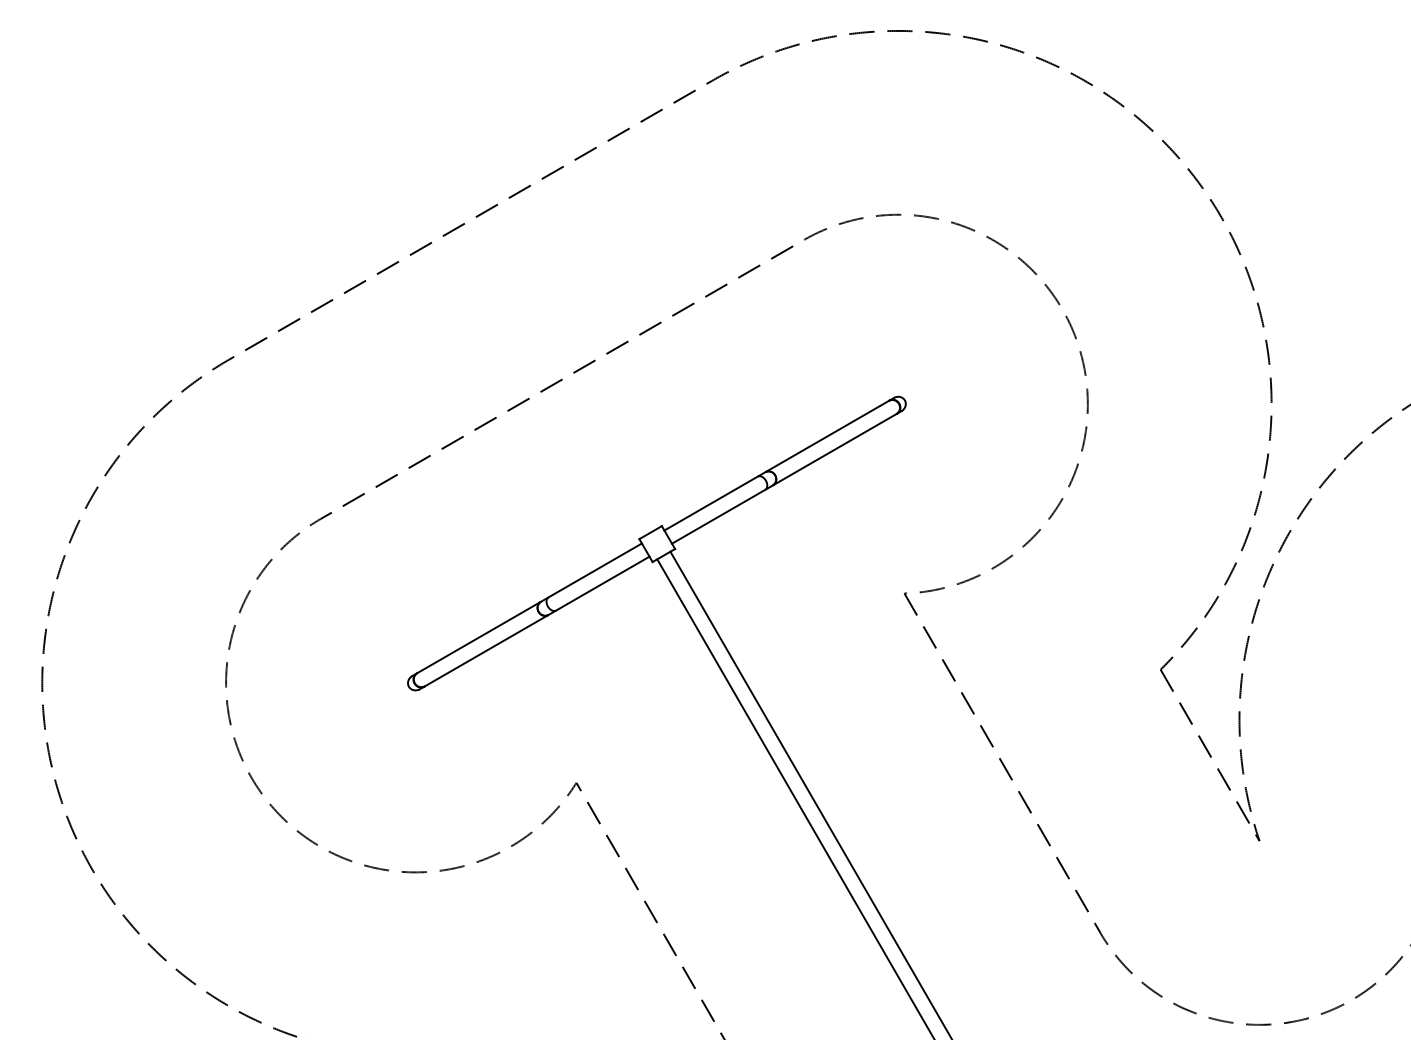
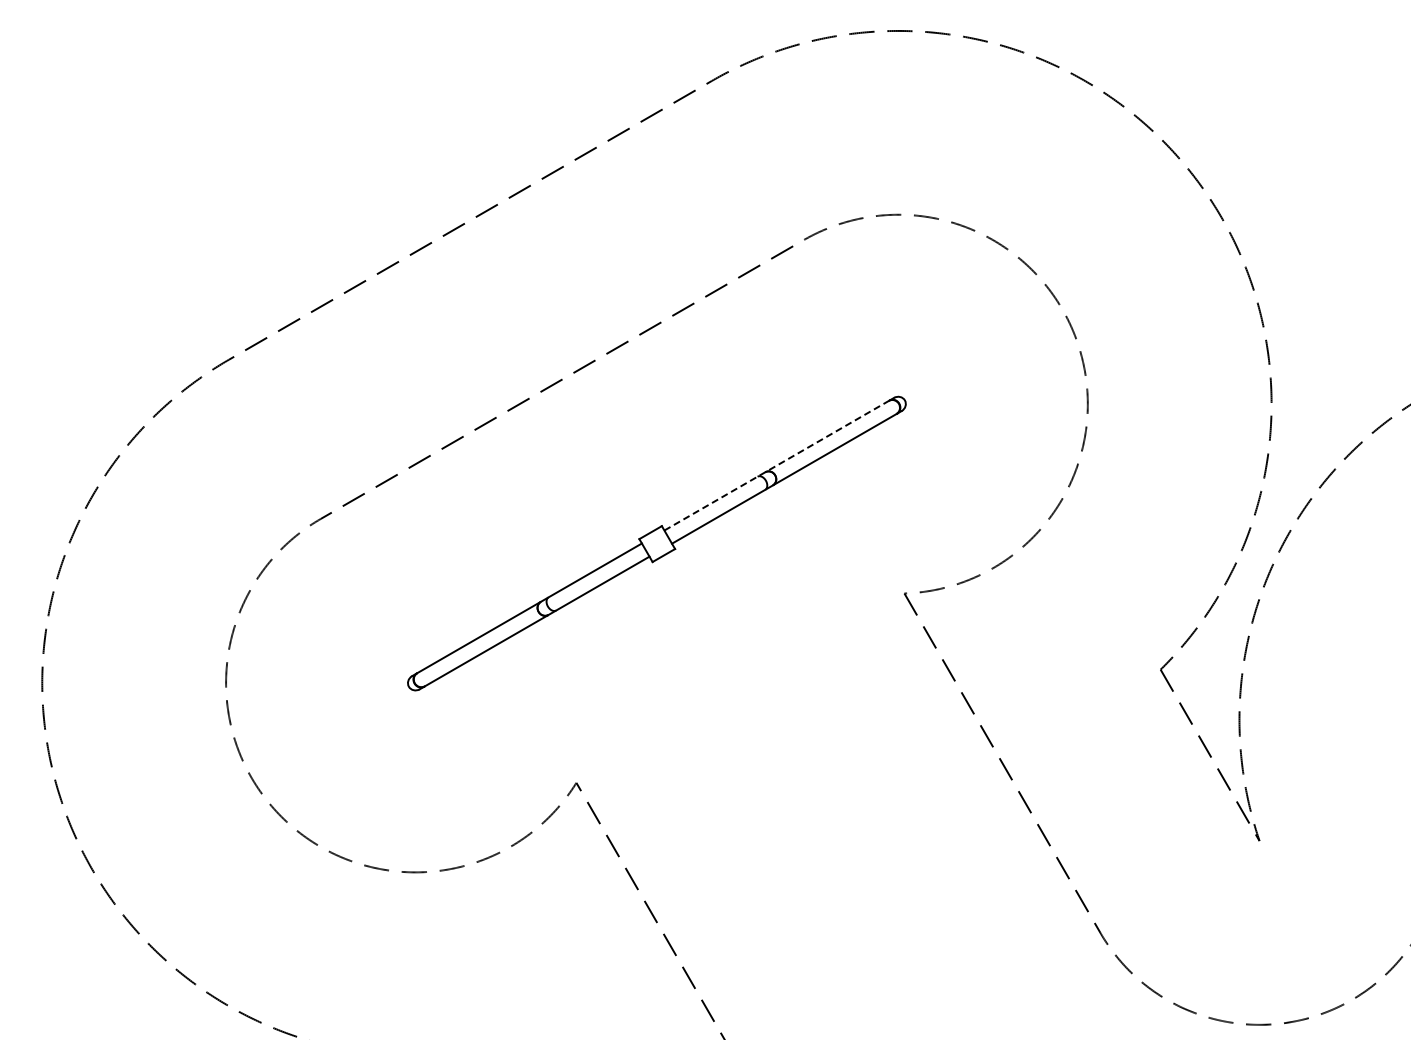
line: solid -> dashed (776, 465)
line: present -> none (810, 793)
line: present -> none (795, 797)
